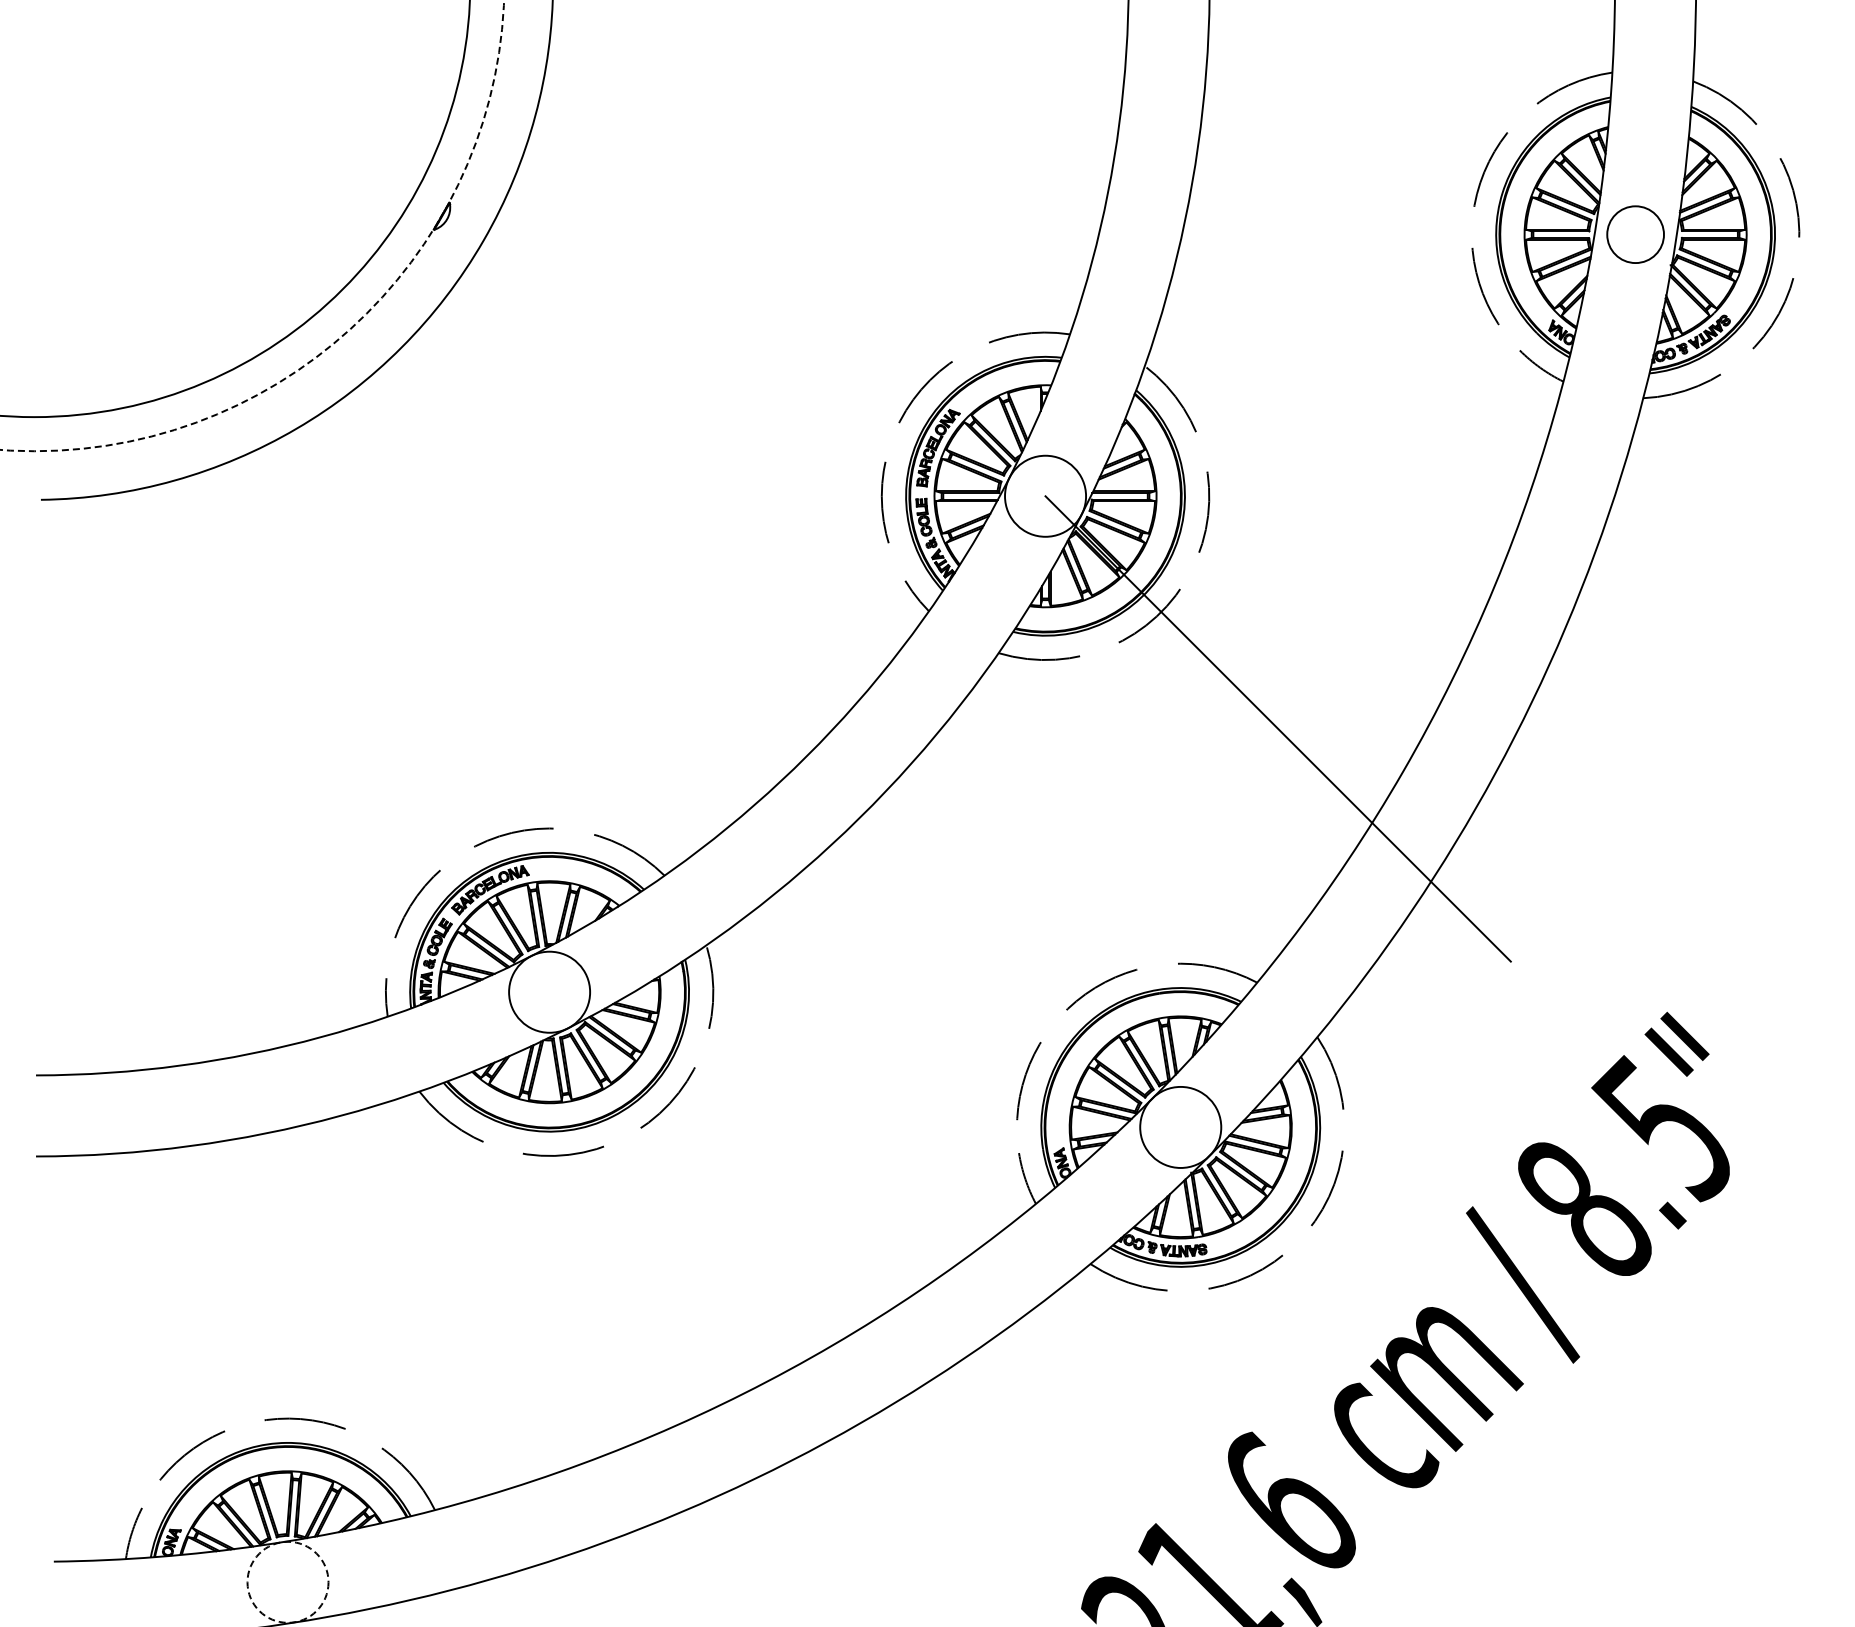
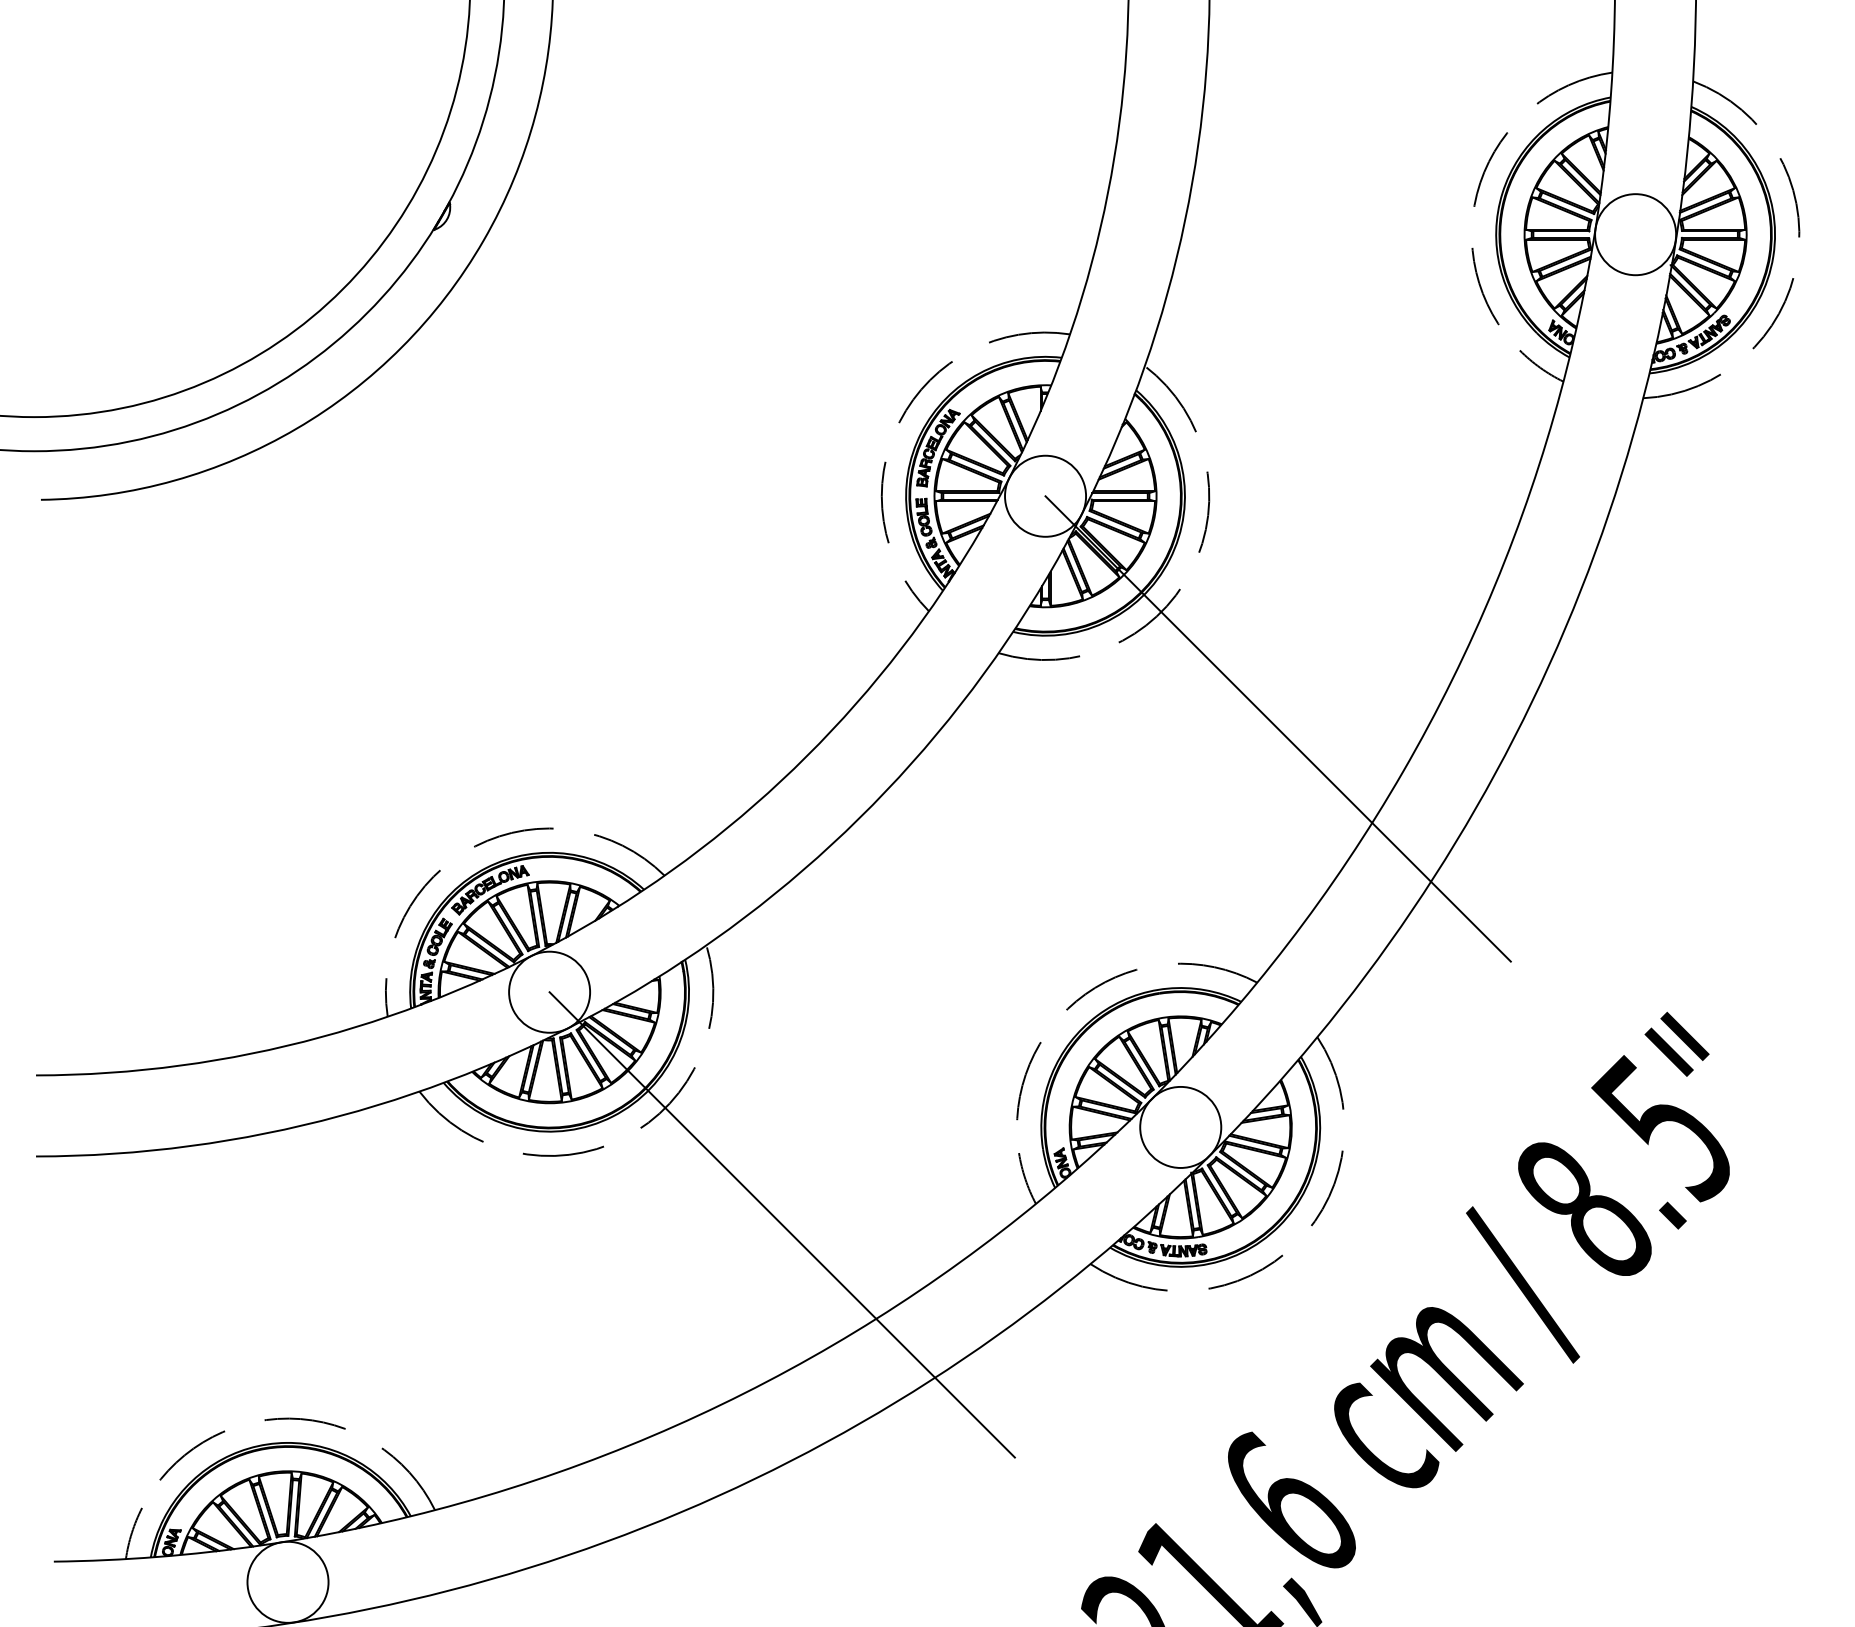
circle: dashed -> solid (252, 225)
circle diameter: 57 px -> 81 px (1635, 234)
line: none -> present (781, 1224)
circle: dashed -> solid (287, 1581)
